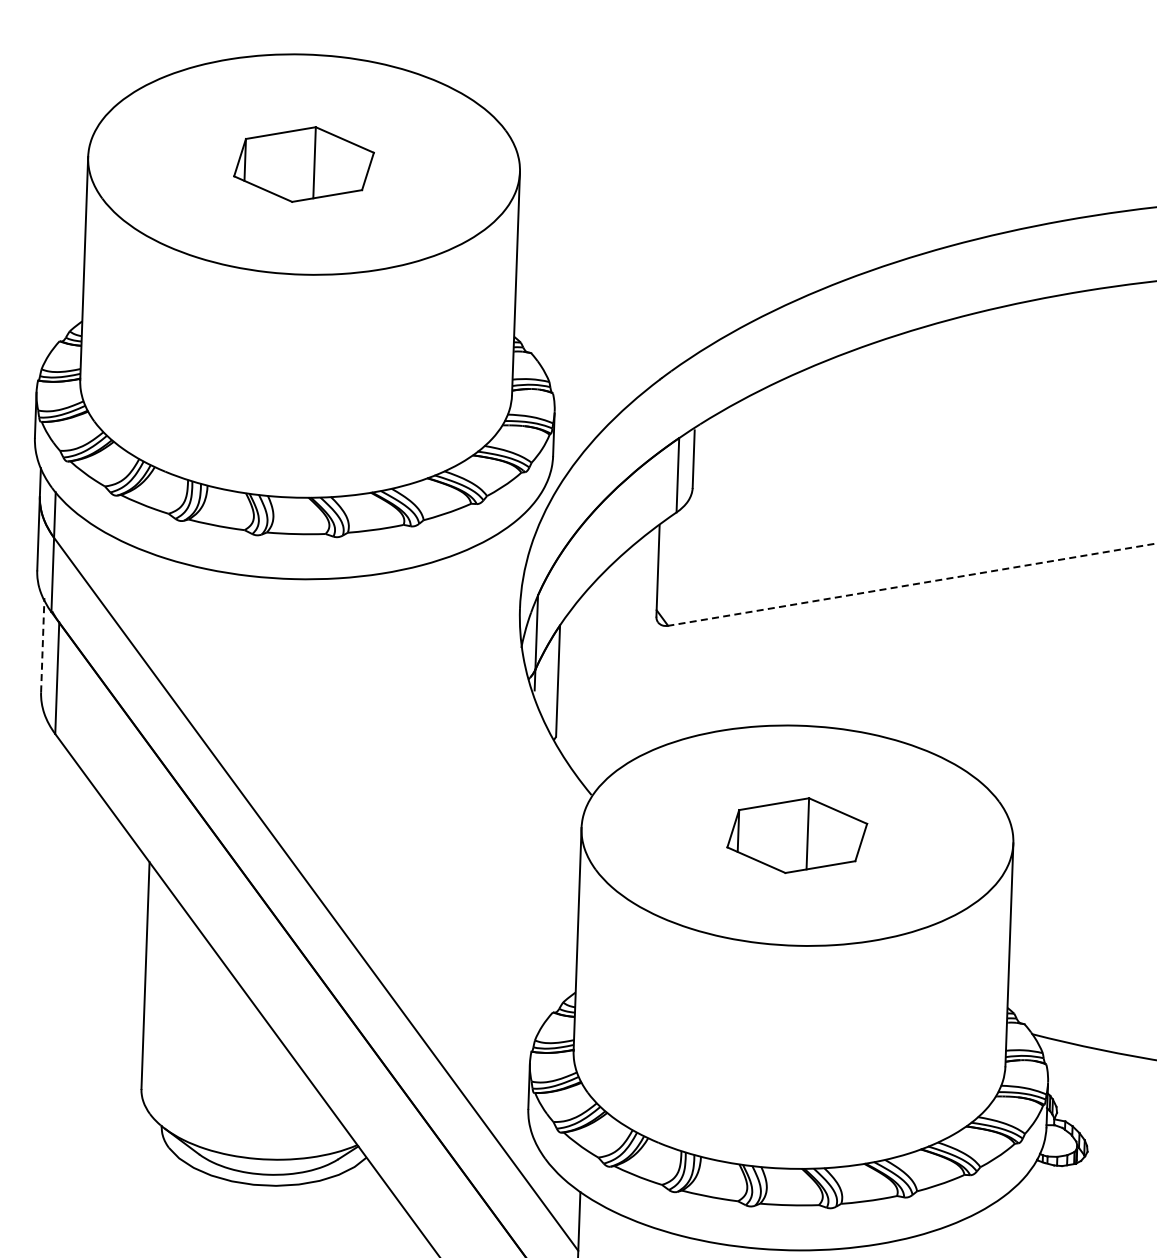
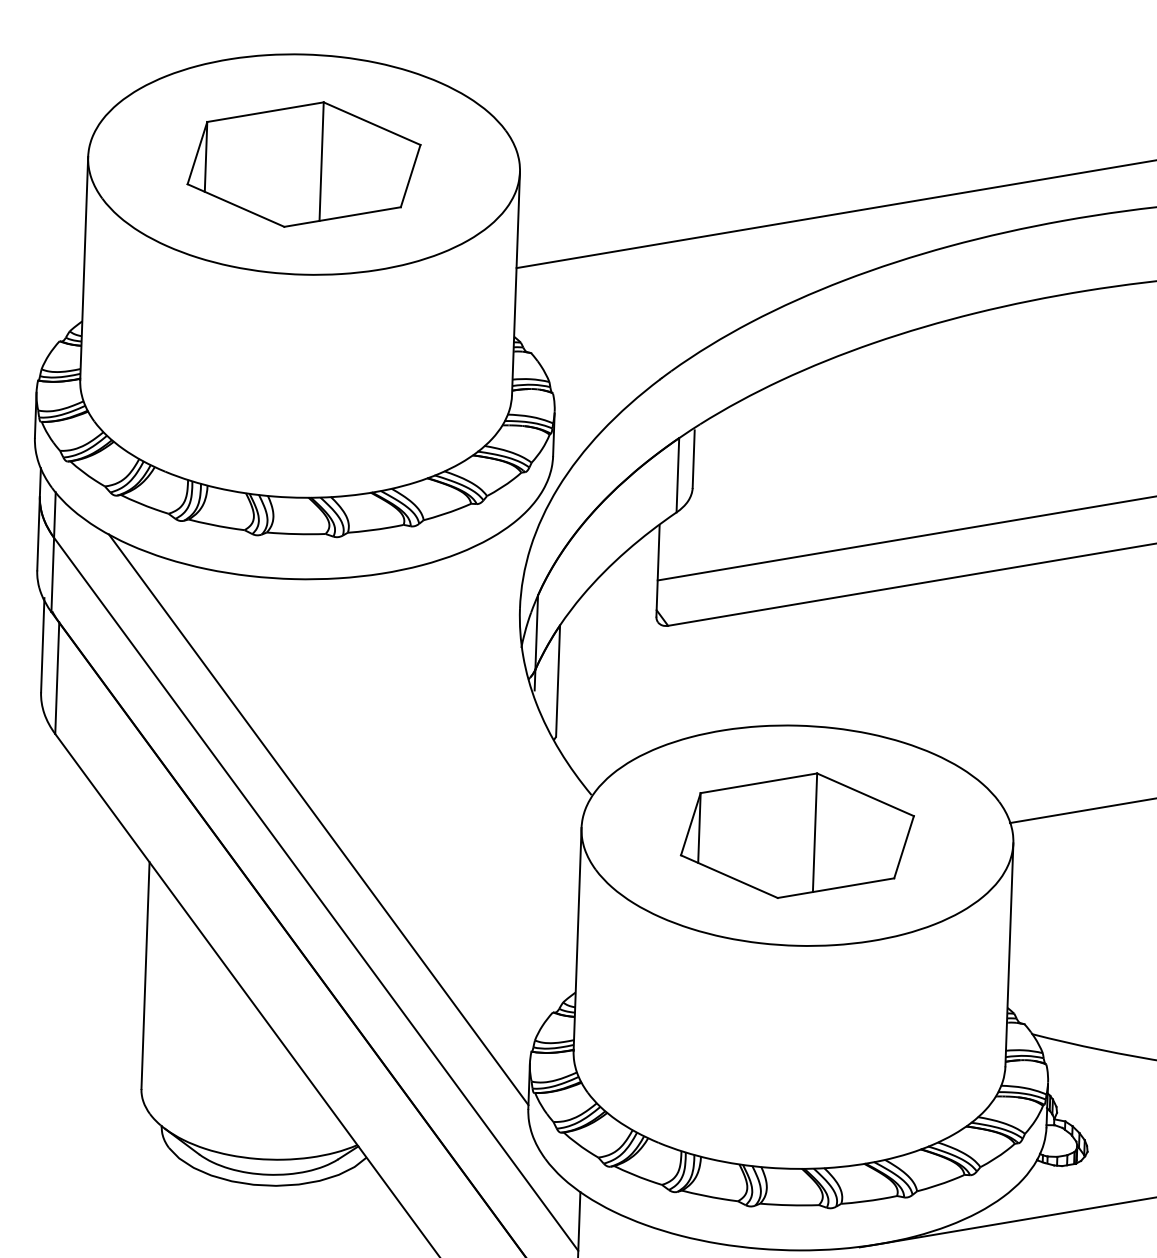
part size: 142x77 px -> 236x127 px (303, 164)
line: none -> present (834, 214)
line: none -> present (905, 538)
line: dashed -> solid (911, 584)
line: dashed -> solid (42, 644)
line: none -> present (1081, 810)
line: none -> present (318, 819)
part size: 143x77 px -> 236x127 px (796, 835)
line: none -> present (1006, 1222)
